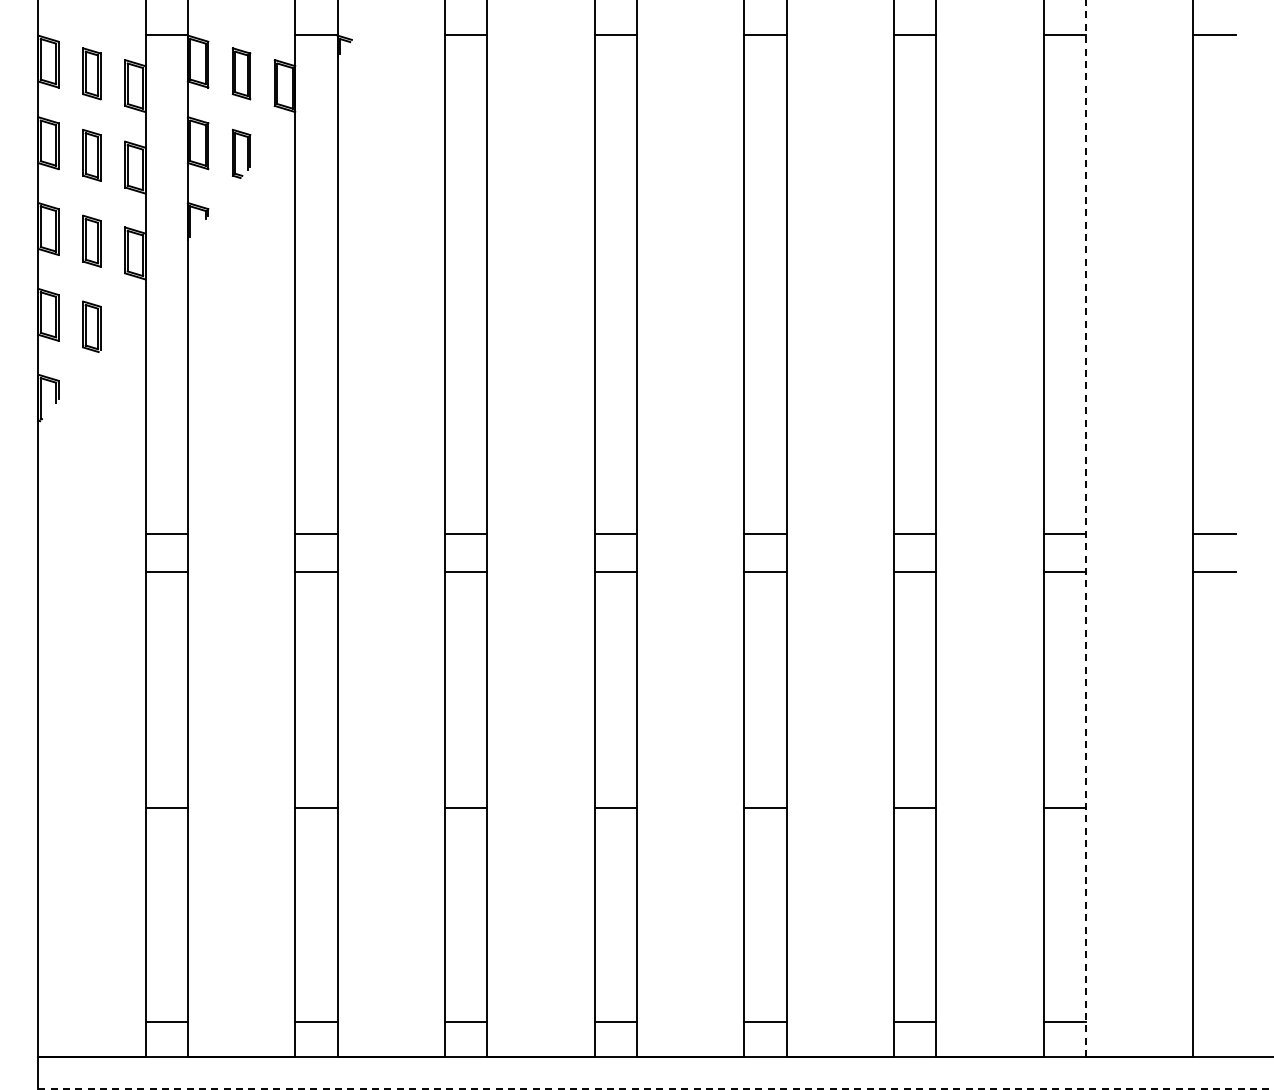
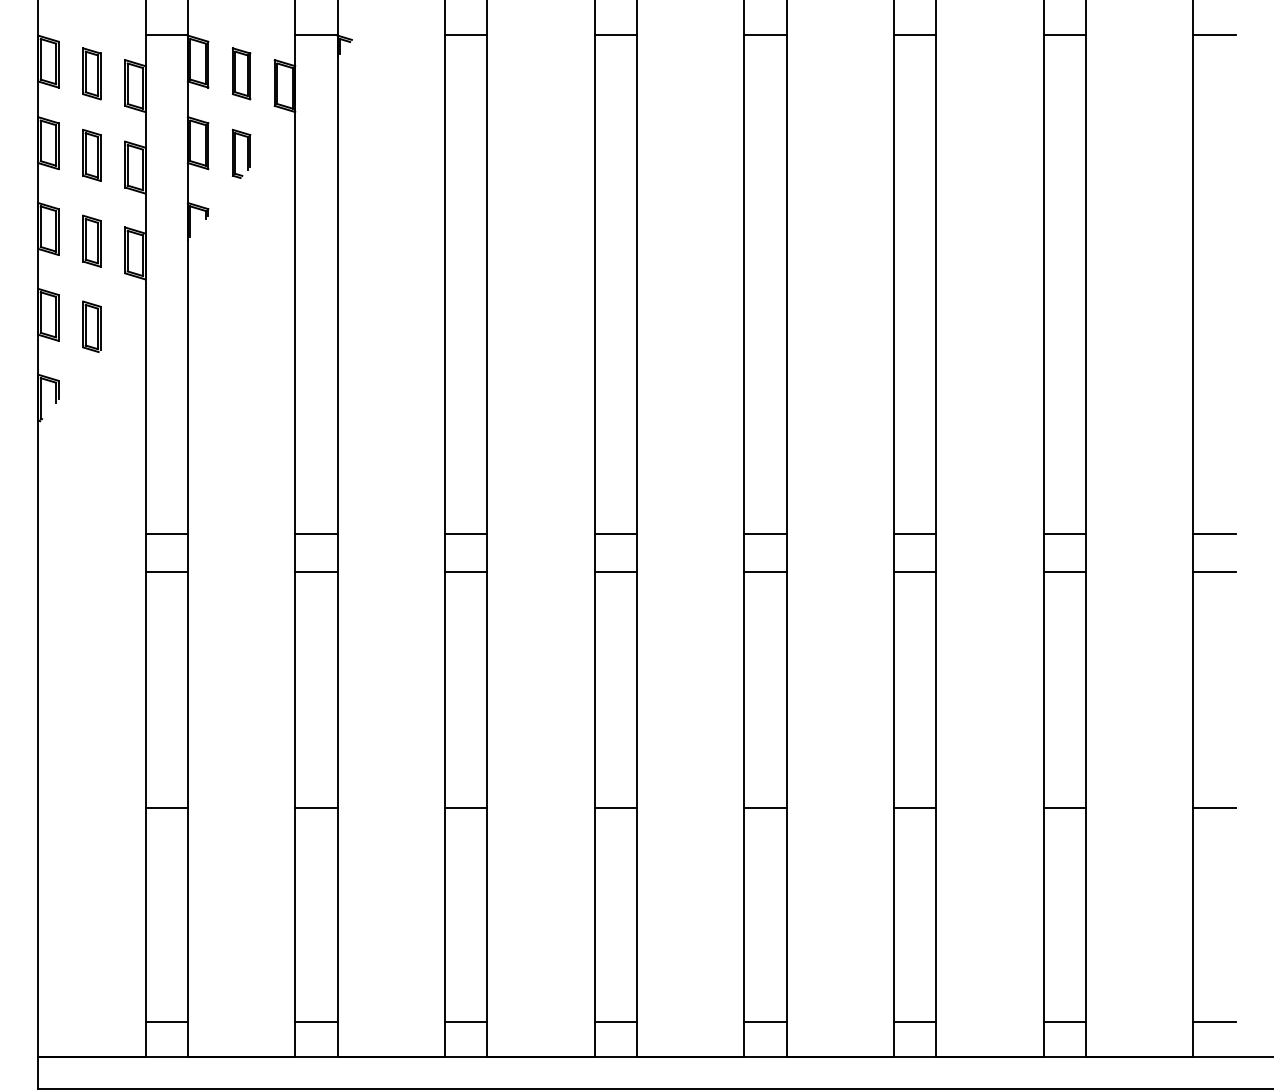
line: dashed -> solid (1086, 528)
line: none -> present (1214, 807)
line: none -> present (1214, 1022)
line: dashed -> solid (656, 1089)
